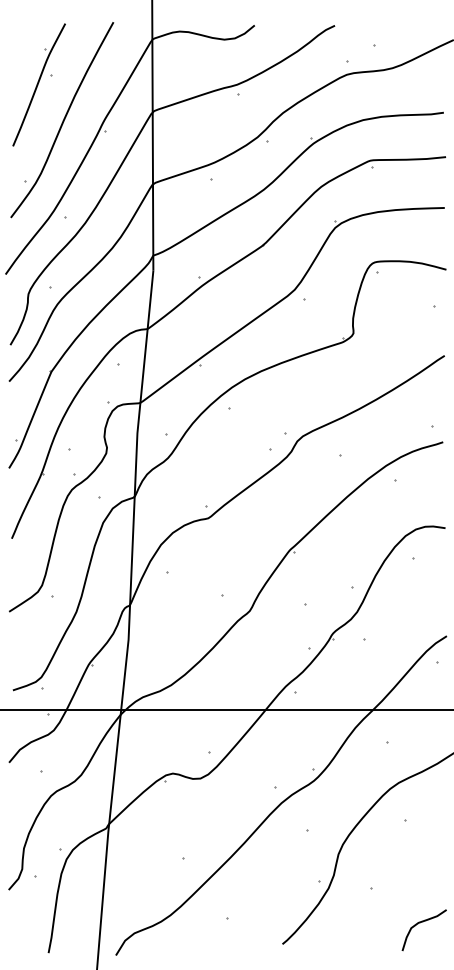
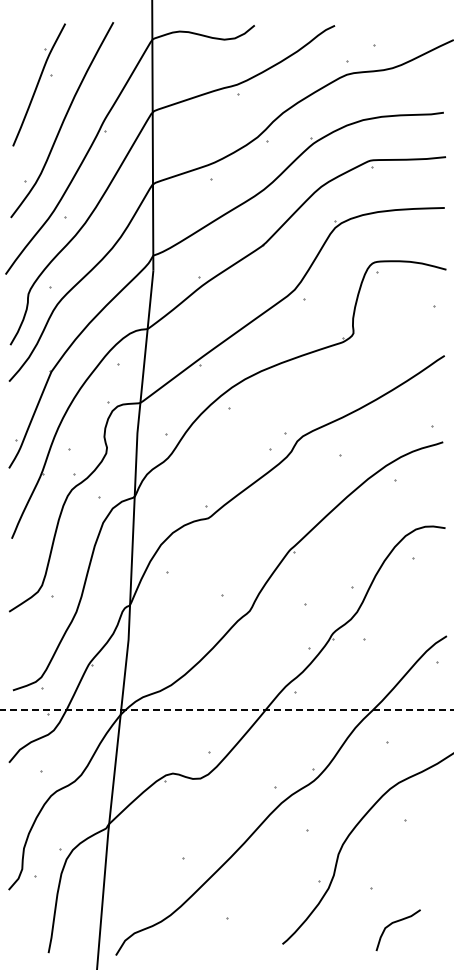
line: solid -> dashed (227, 710)
curve position: (420, 923) -> (394, 923) (394, 923)
